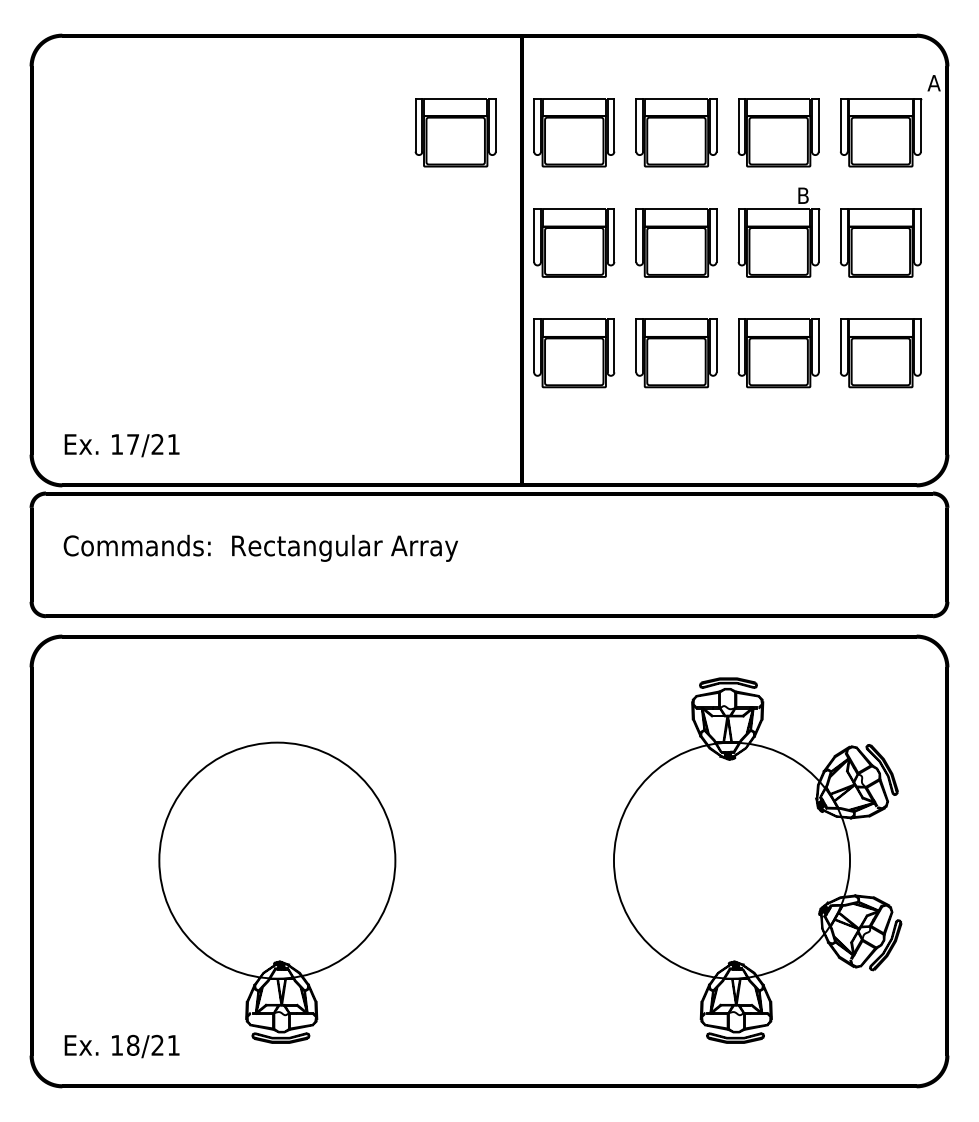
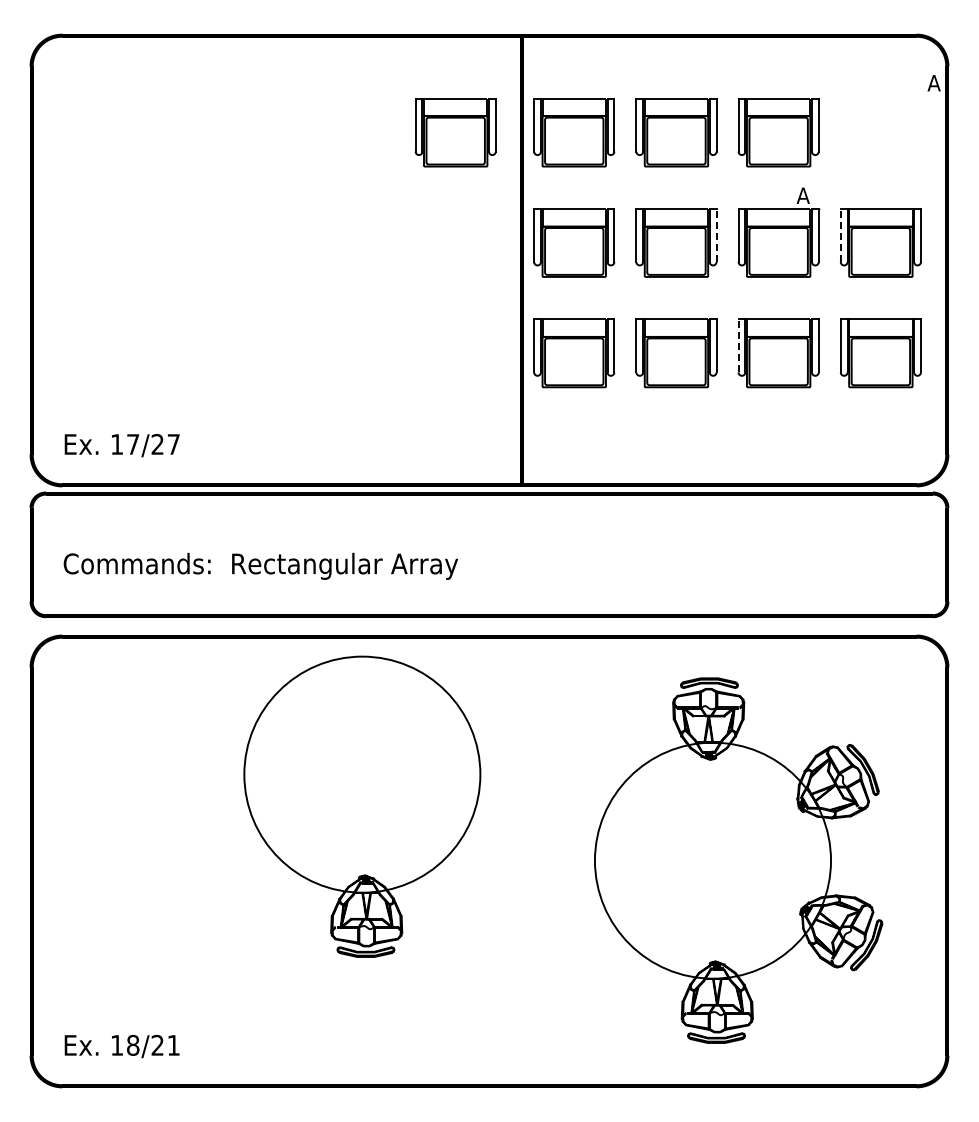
part: present -> none (881, 132)
text: B -> A (802, 195)
line: solid -> dashed (716, 235)
line: solid -> dashed (840, 235)
line: solid -> dashed (738, 345)
text: 17/21 -> 17/27 (173, 444)
text position: (260, 547) -> (260, 565) (260, 565)
part position: (757, 860) -> (738, 860) (738, 860)
part position: (277, 892) -> (362, 806) (362, 806)
